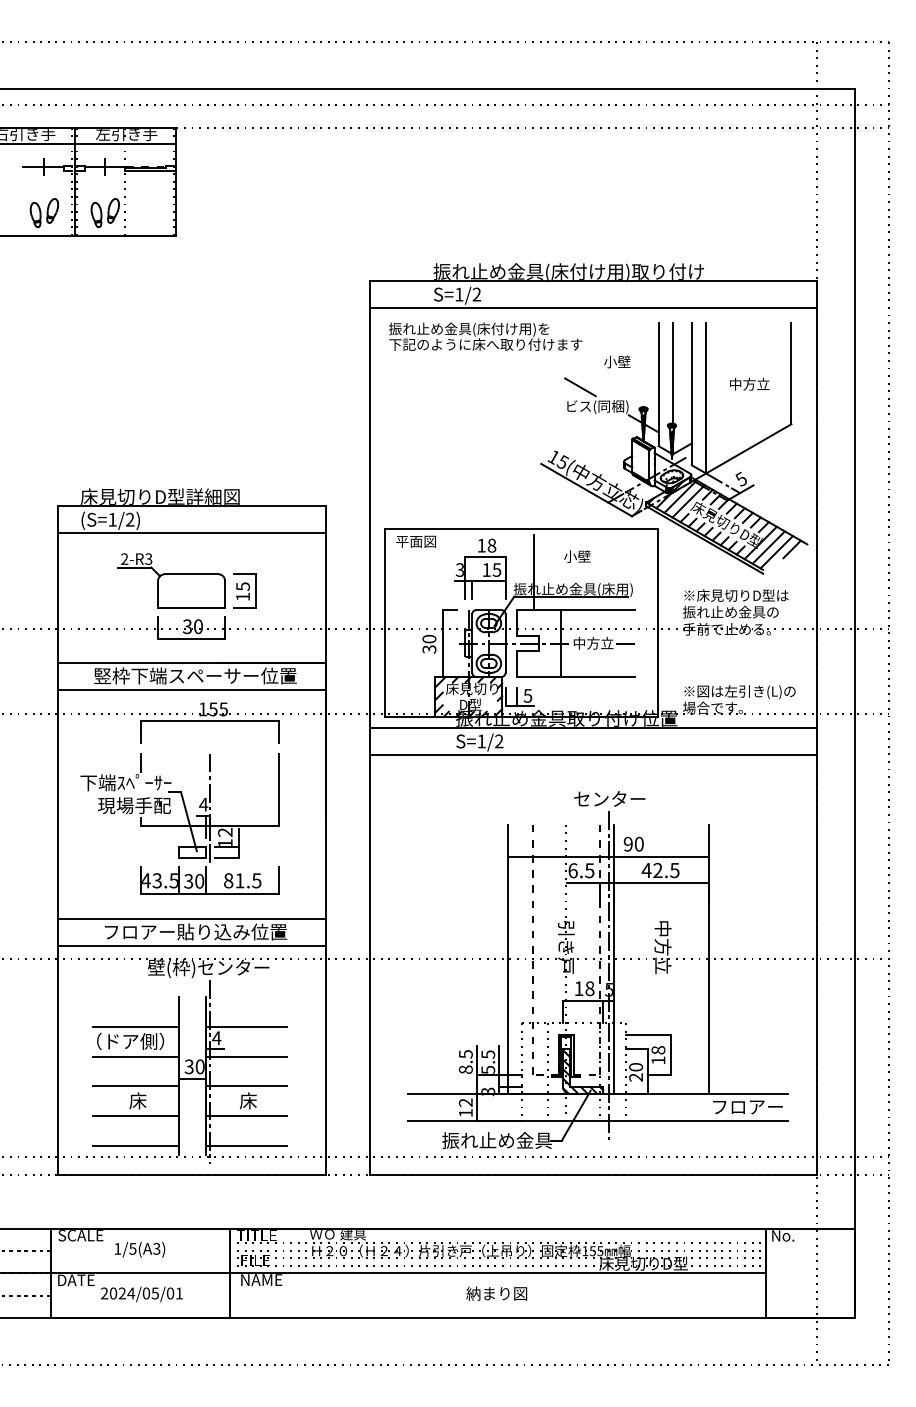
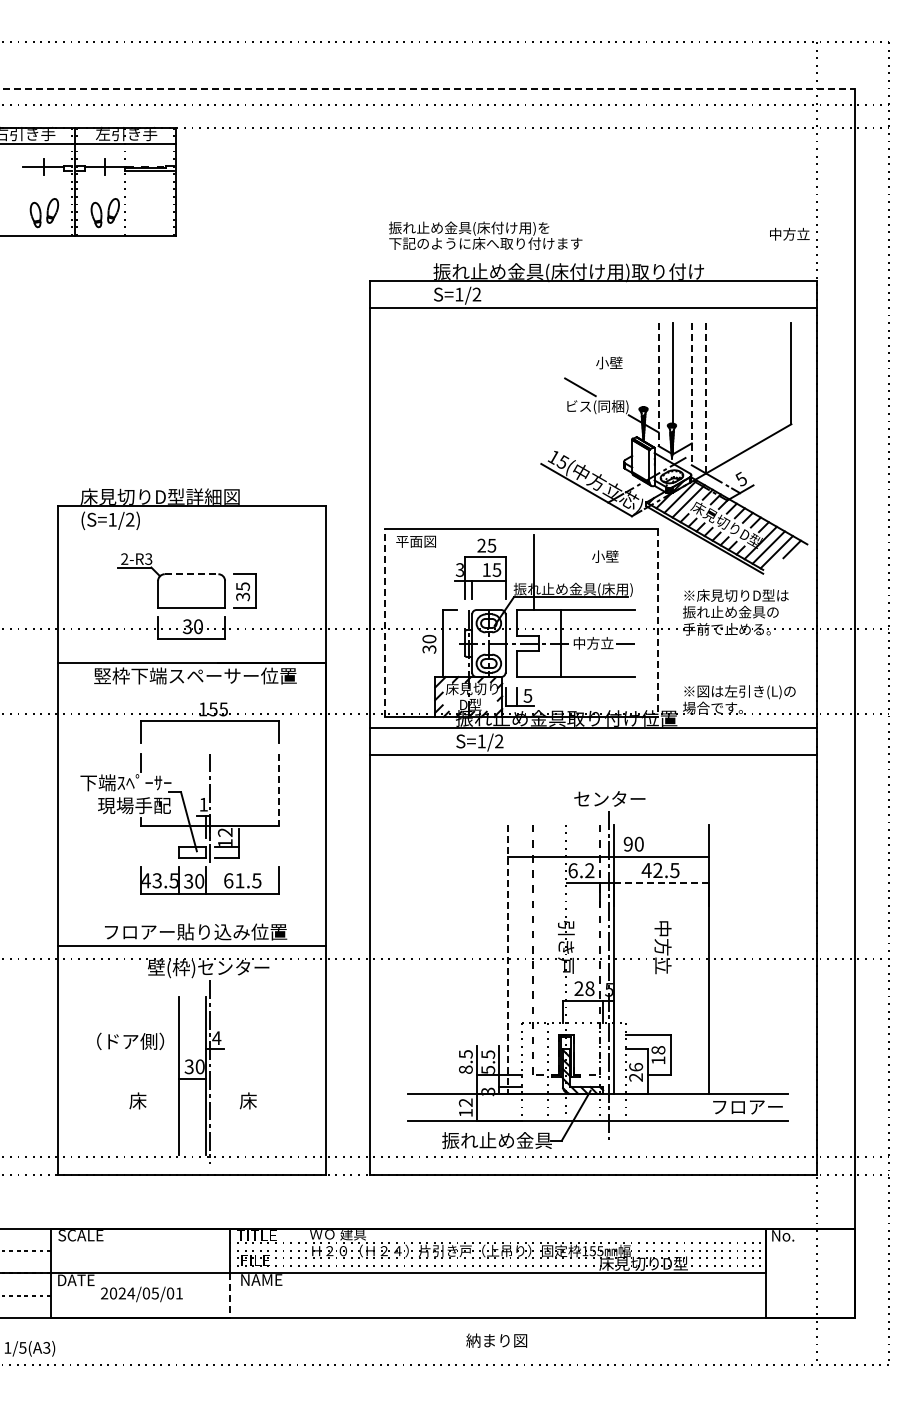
line: solid -> dashed (428, 89)
text position: (485, 336) -> (485, 235) (485, 235)
text position: (617, 361) -> (609, 362) (609, 362)
text position: (749, 383) -> (789, 233) (789, 233)
line: solid -> dashed (658, 384)
line: solid -> dashed (691, 394)
line: solid -> dashed (706, 398)
line: present -> none (191, 533)
text: 18 -> 25 (486, 545)
text position: (577, 556) -> (605, 556) (605, 556)
line: solid -> dashed (191, 574)
text: 15 -> 35 (243, 596)
line: solid -> dashed (385, 623)
line: solid -> dashed (657, 623)
line: present -> none (191, 689)
line: solid -> dashed (279, 790)
text: 4 -> 1 (203, 804)
text: 6.5 -> 6.2 (589, 870)
text: 81.5 -> 61.5 (228, 880)
line: solid -> dashed (661, 883)
line: present -> none (191, 918)
line: solid -> dashed (508, 959)
text: 18 -> 28 (578, 988)
line: present -> none (136, 1026)
line: present -> none (246, 1026)
line: present -> none (136, 1056)
line: present -> none (246, 1056)
text: 20 -> 26 (635, 1066)
line: present -> none (136, 1086)
line: present -> none (246, 1086)
line: present -> none (136, 1116)
line: present -> none (246, 1116)
line: present -> none (136, 1145)
line: present -> none (246, 1145)
text position: (140, 1249) -> (30, 1348) (30, 1348)
text position: (496, 1293) -> (496, 1340) (496, 1340)
line: solid -> dashed (229, 1296)
